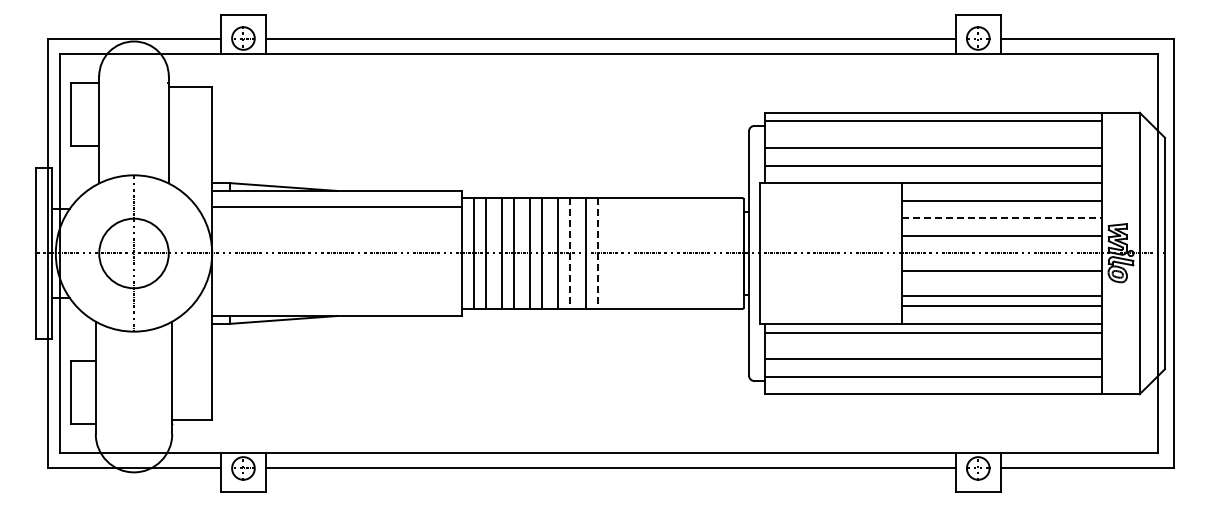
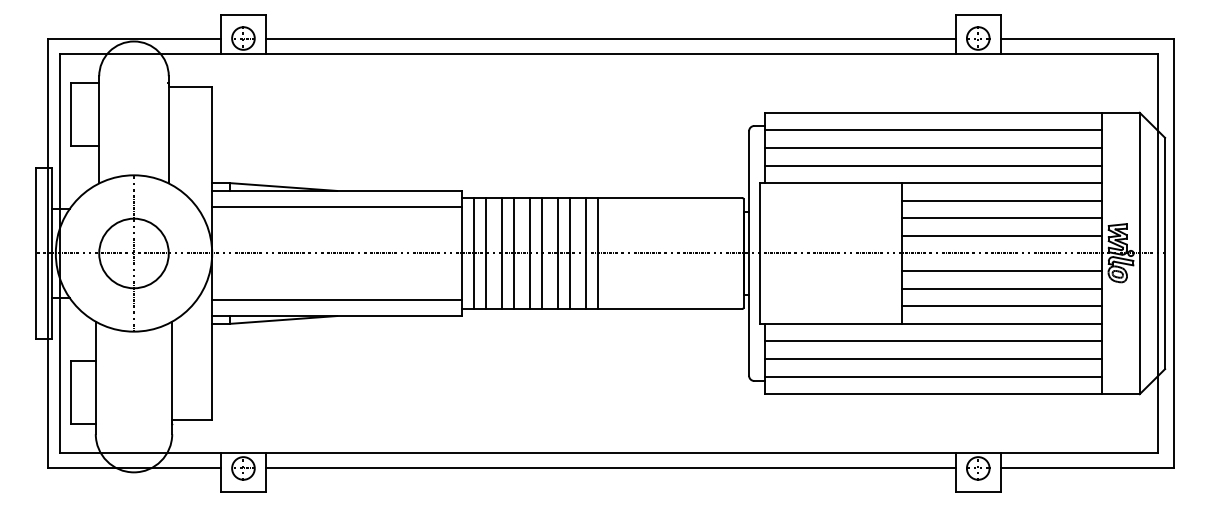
line position: (933, 121) -> (933, 130) (933, 130)
line: dashed -> solid (1001, 218)
line: dashed -> solid (570, 253)
line: dashed -> solid (598, 253)
line position: (1001, 295) -> (1001, 288) (1001, 288)
line: none -> present (337, 300)
line position: (933, 333) -> (933, 341) (933, 341)
